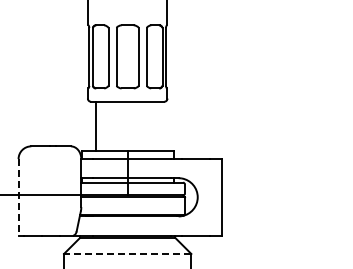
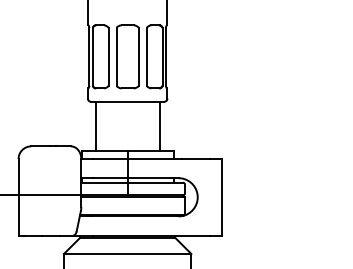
line: none -> present (159, 125)
line: dashed -> solid (18, 197)
line: dashed -> solid (127, 253)
